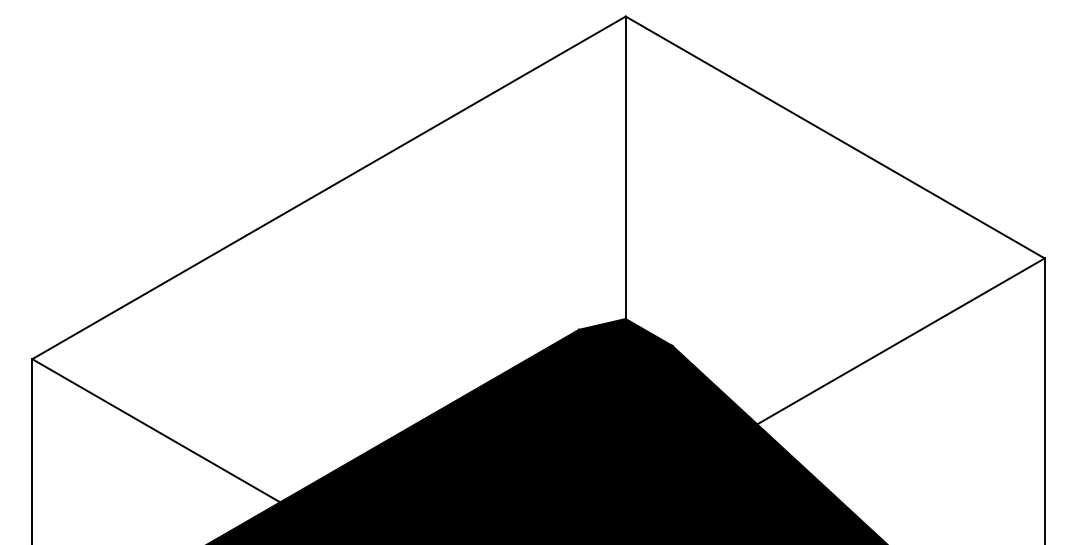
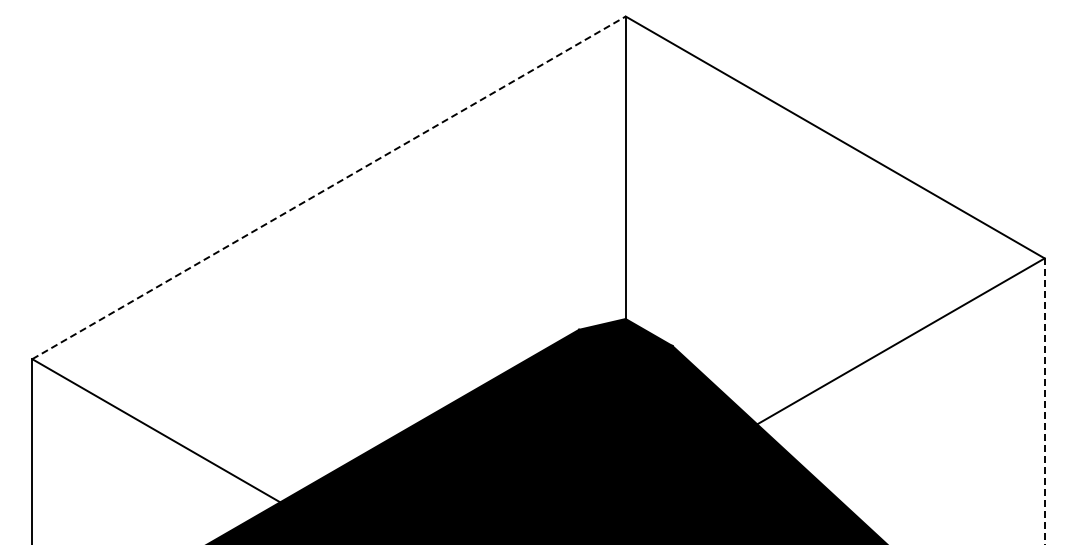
line: solid -> dashed (329, 187)
line: solid -> dashed (1044, 401)
